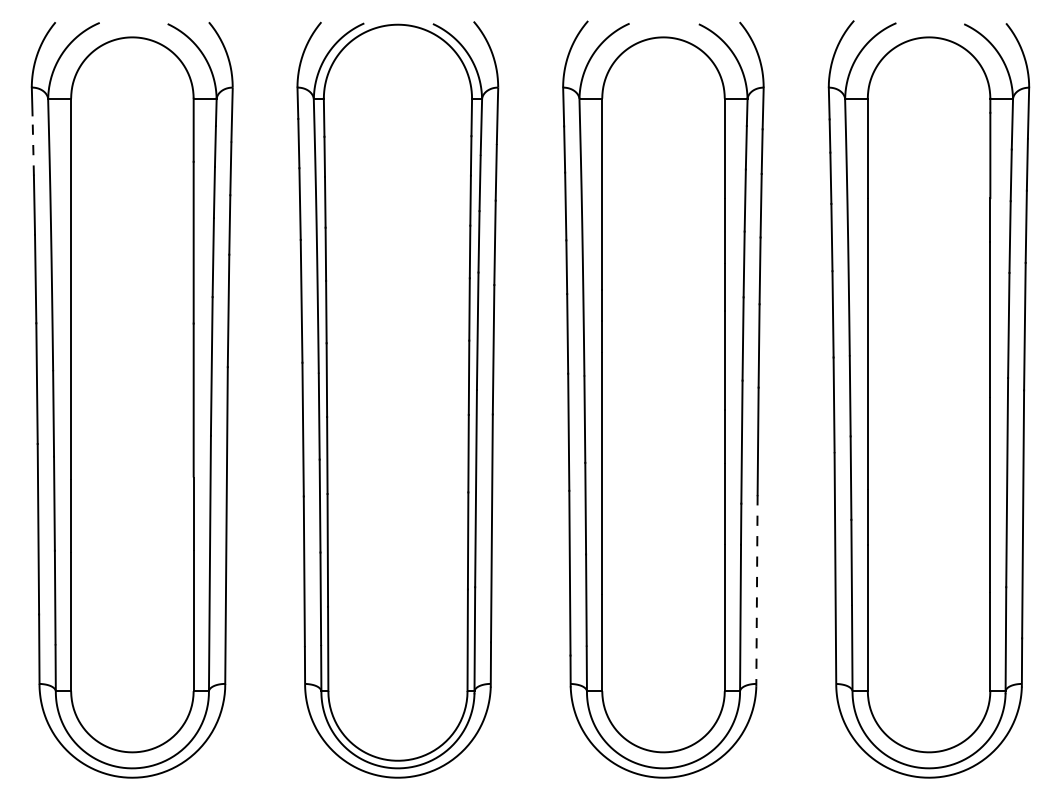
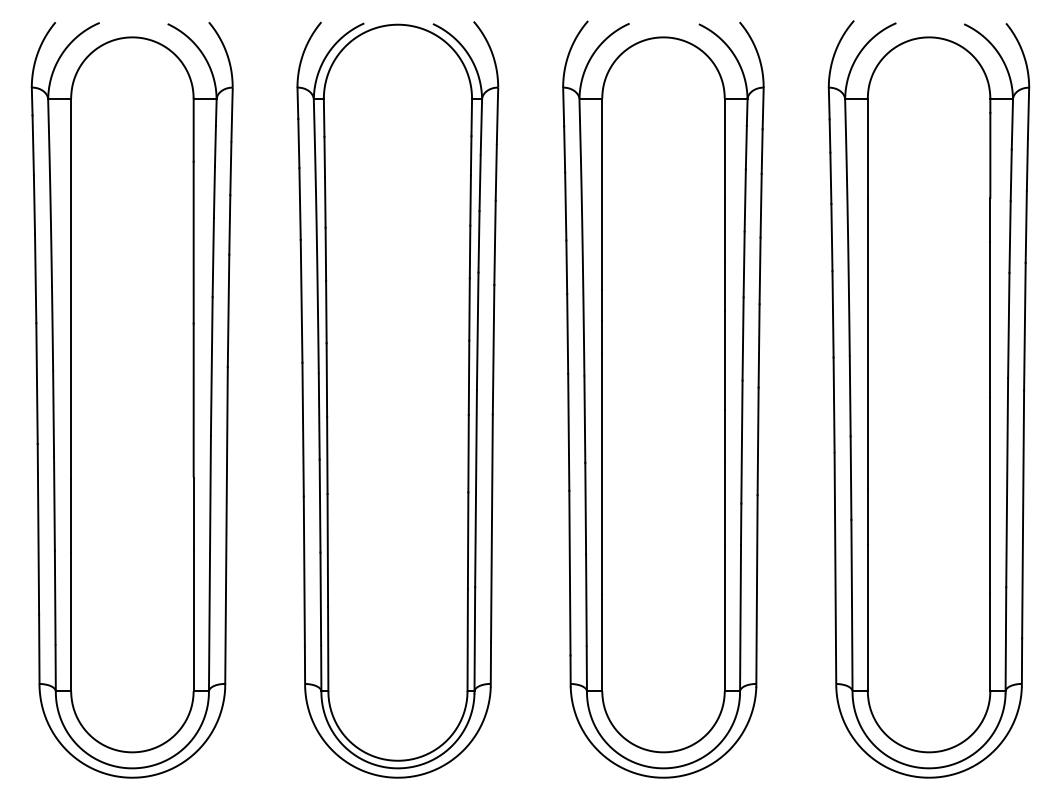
line: dashed -> solid (33, 145)
line: dashed -> solid (756, 591)
